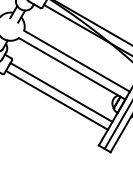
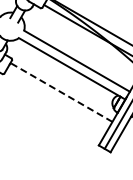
line: solid -> dashed (61, 92)
line: present -> none (56, 99)
